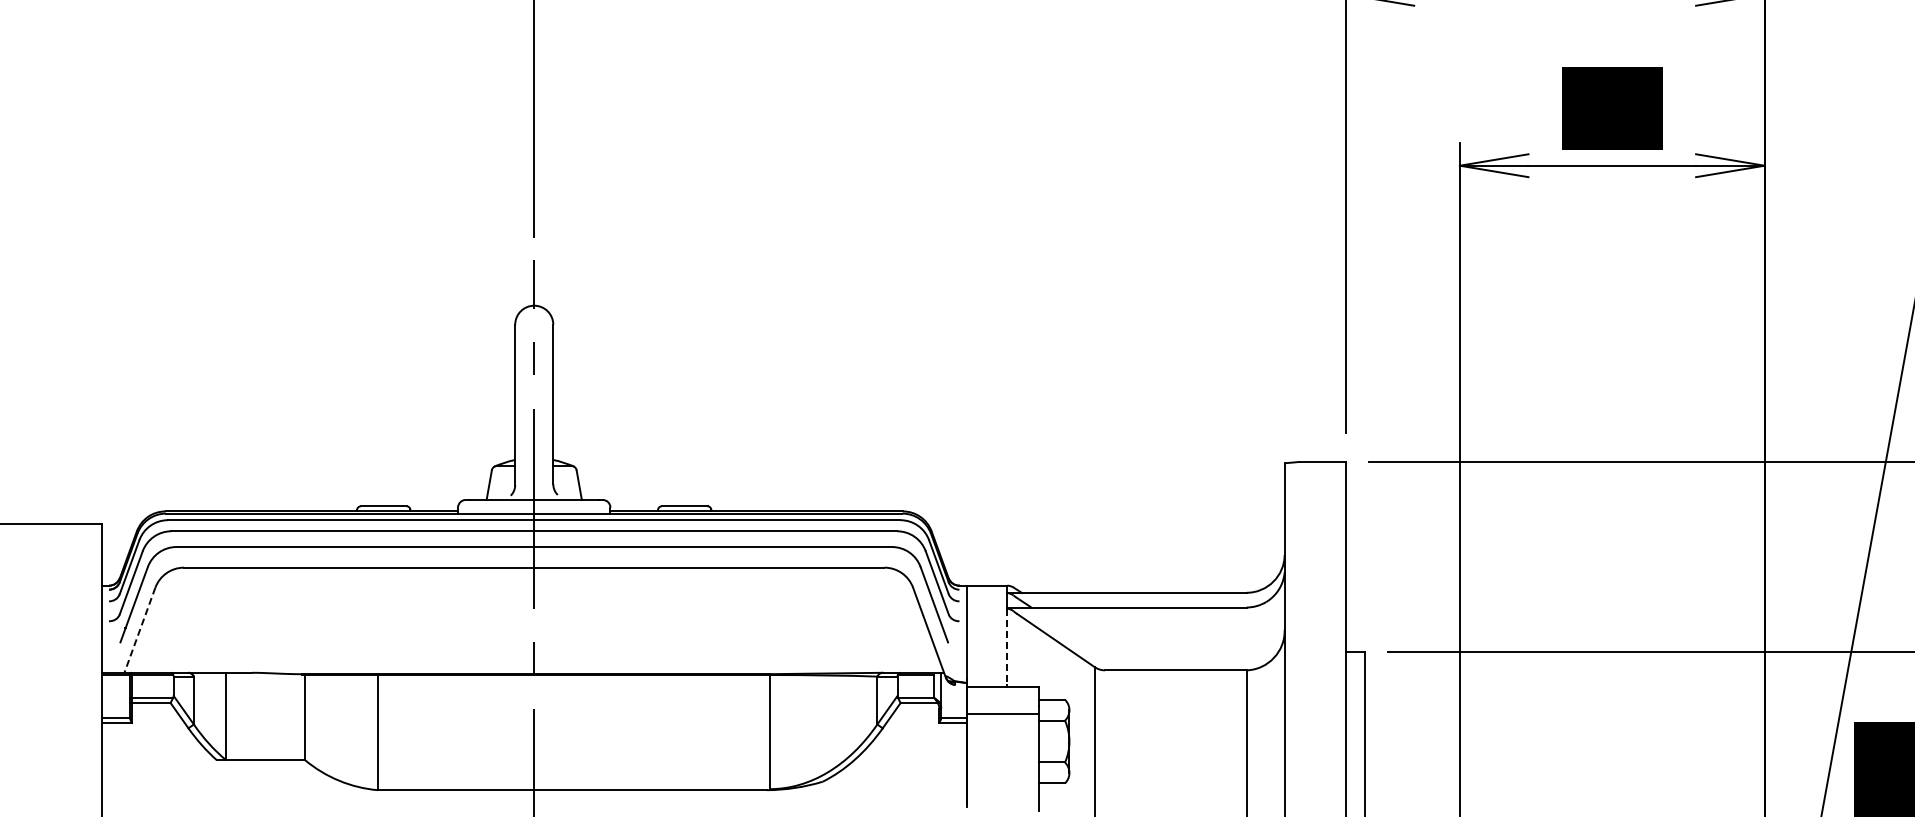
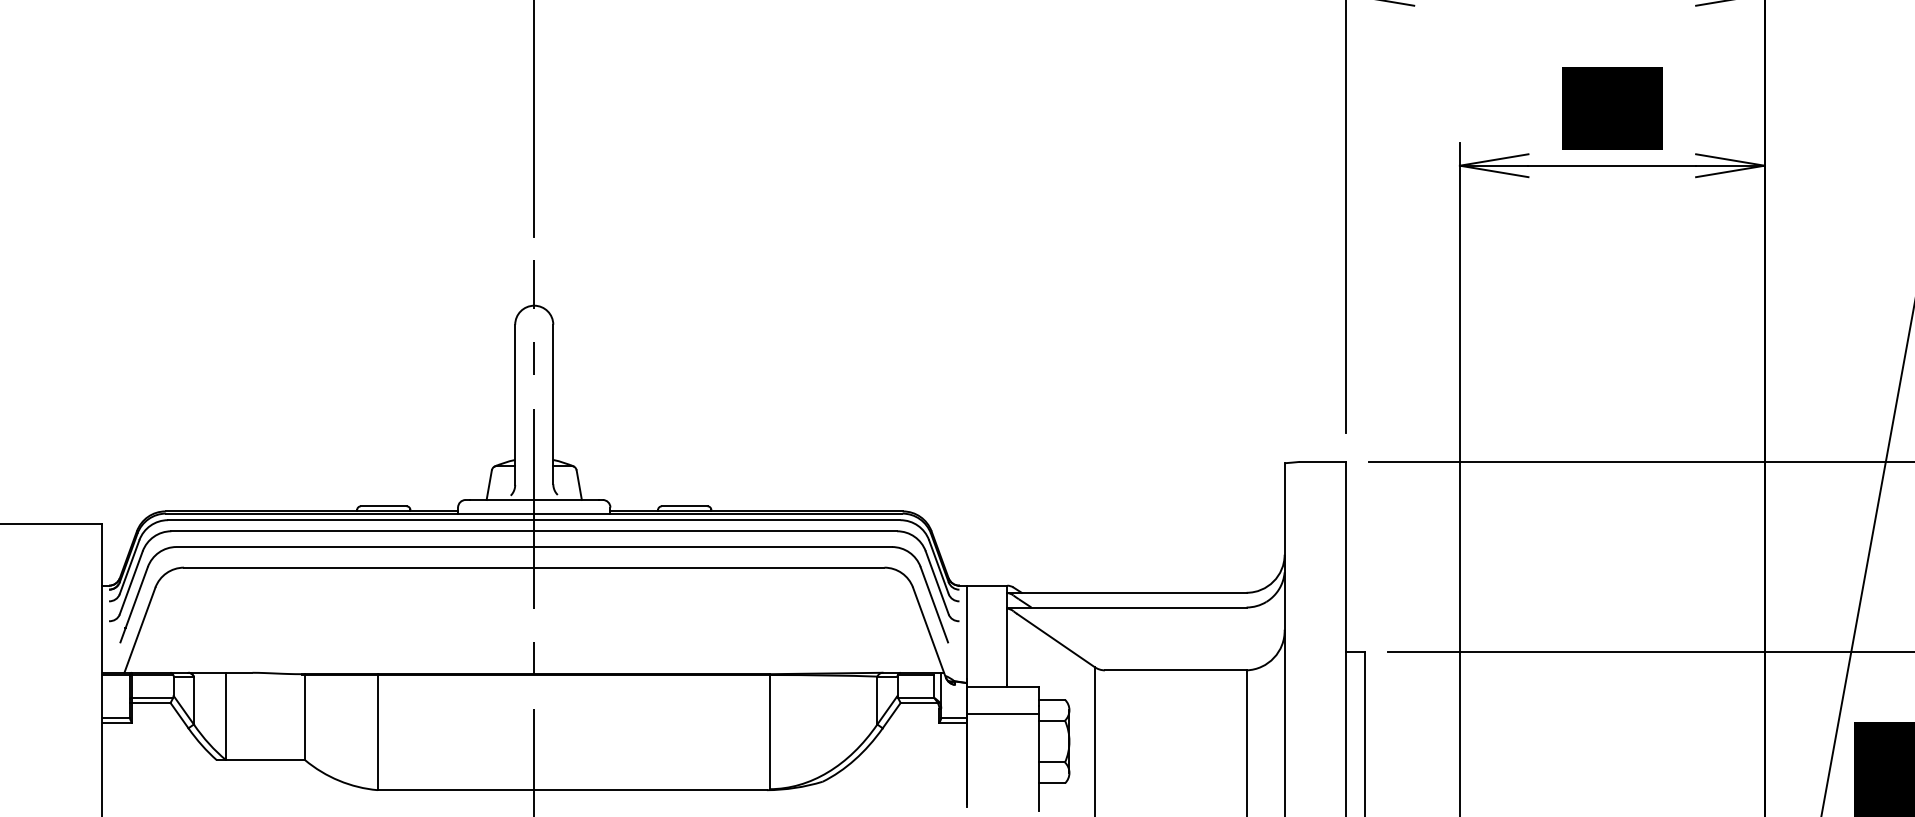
line: dashed -> solid (139, 630)
line: dashed -> solid (1007, 647)
